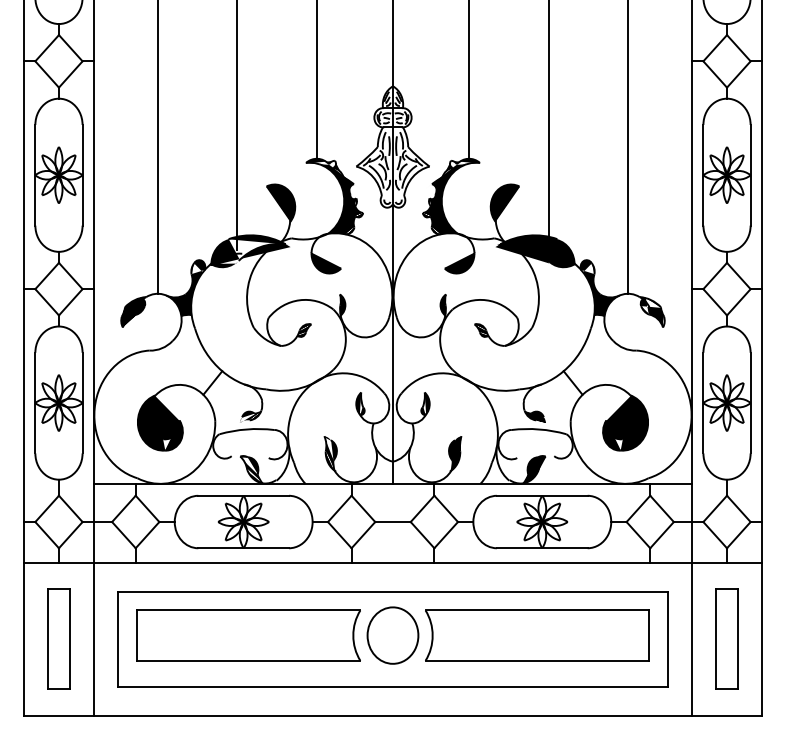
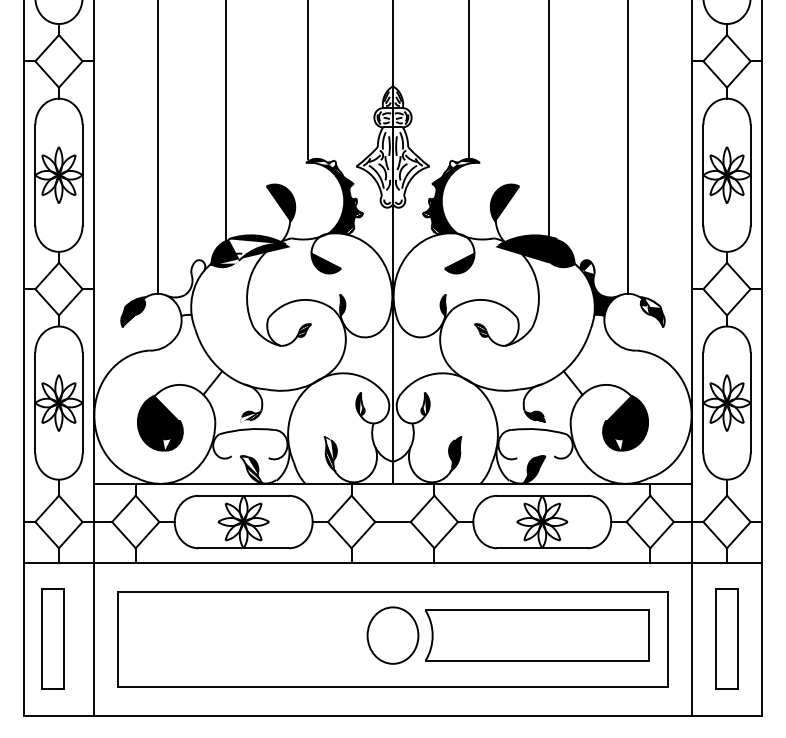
line position: (316, 80) -> (307, 80) (307, 80)
line position: (236, 126) -> (225, 126) (225, 126)
fill: present -> none (185, 288)
part: present -> none (248, 635)
part position: (58, 638) -> (52, 638) (52, 638)
